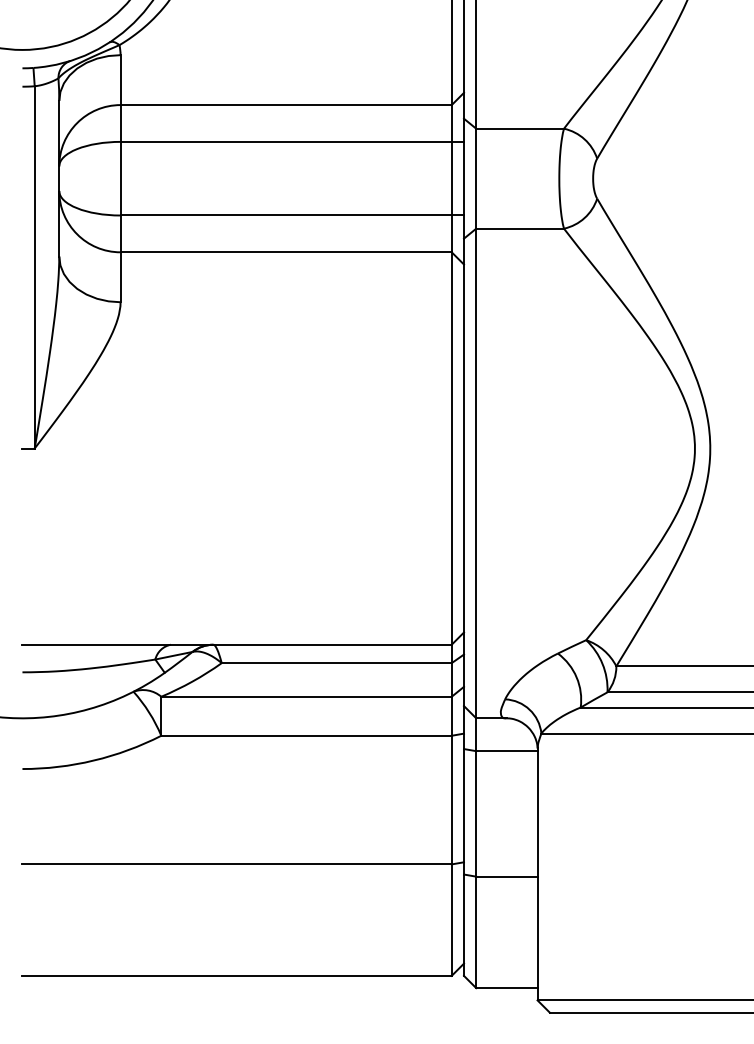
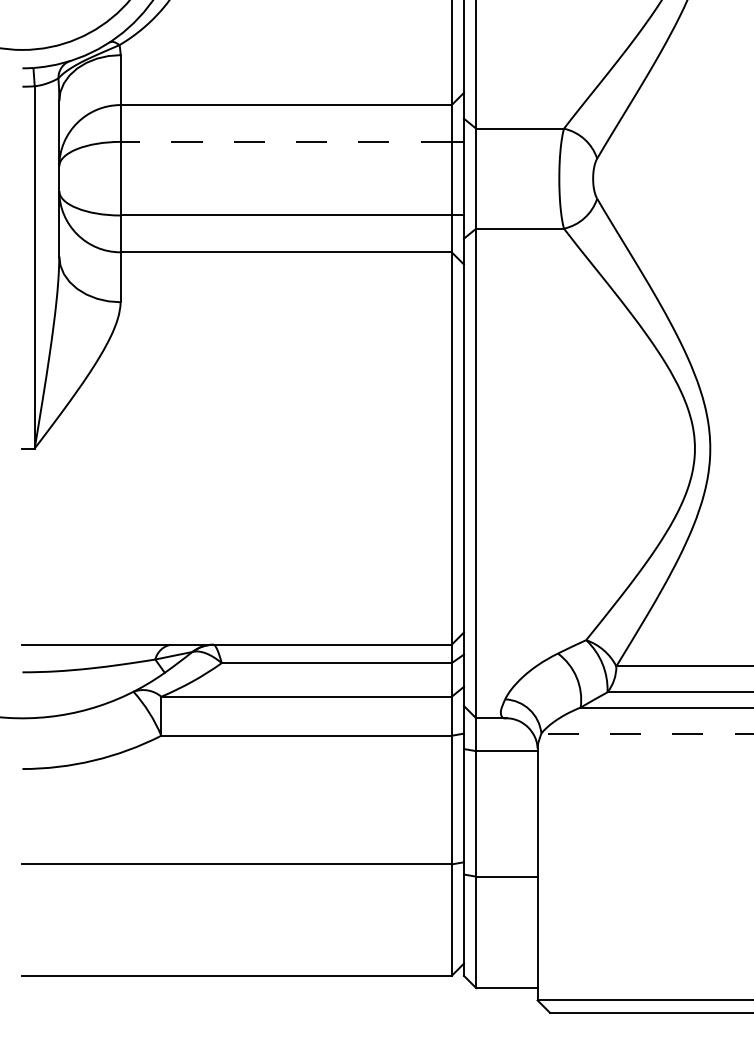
line: solid -> dashed (286, 141)
line: solid -> dashed (647, 733)
